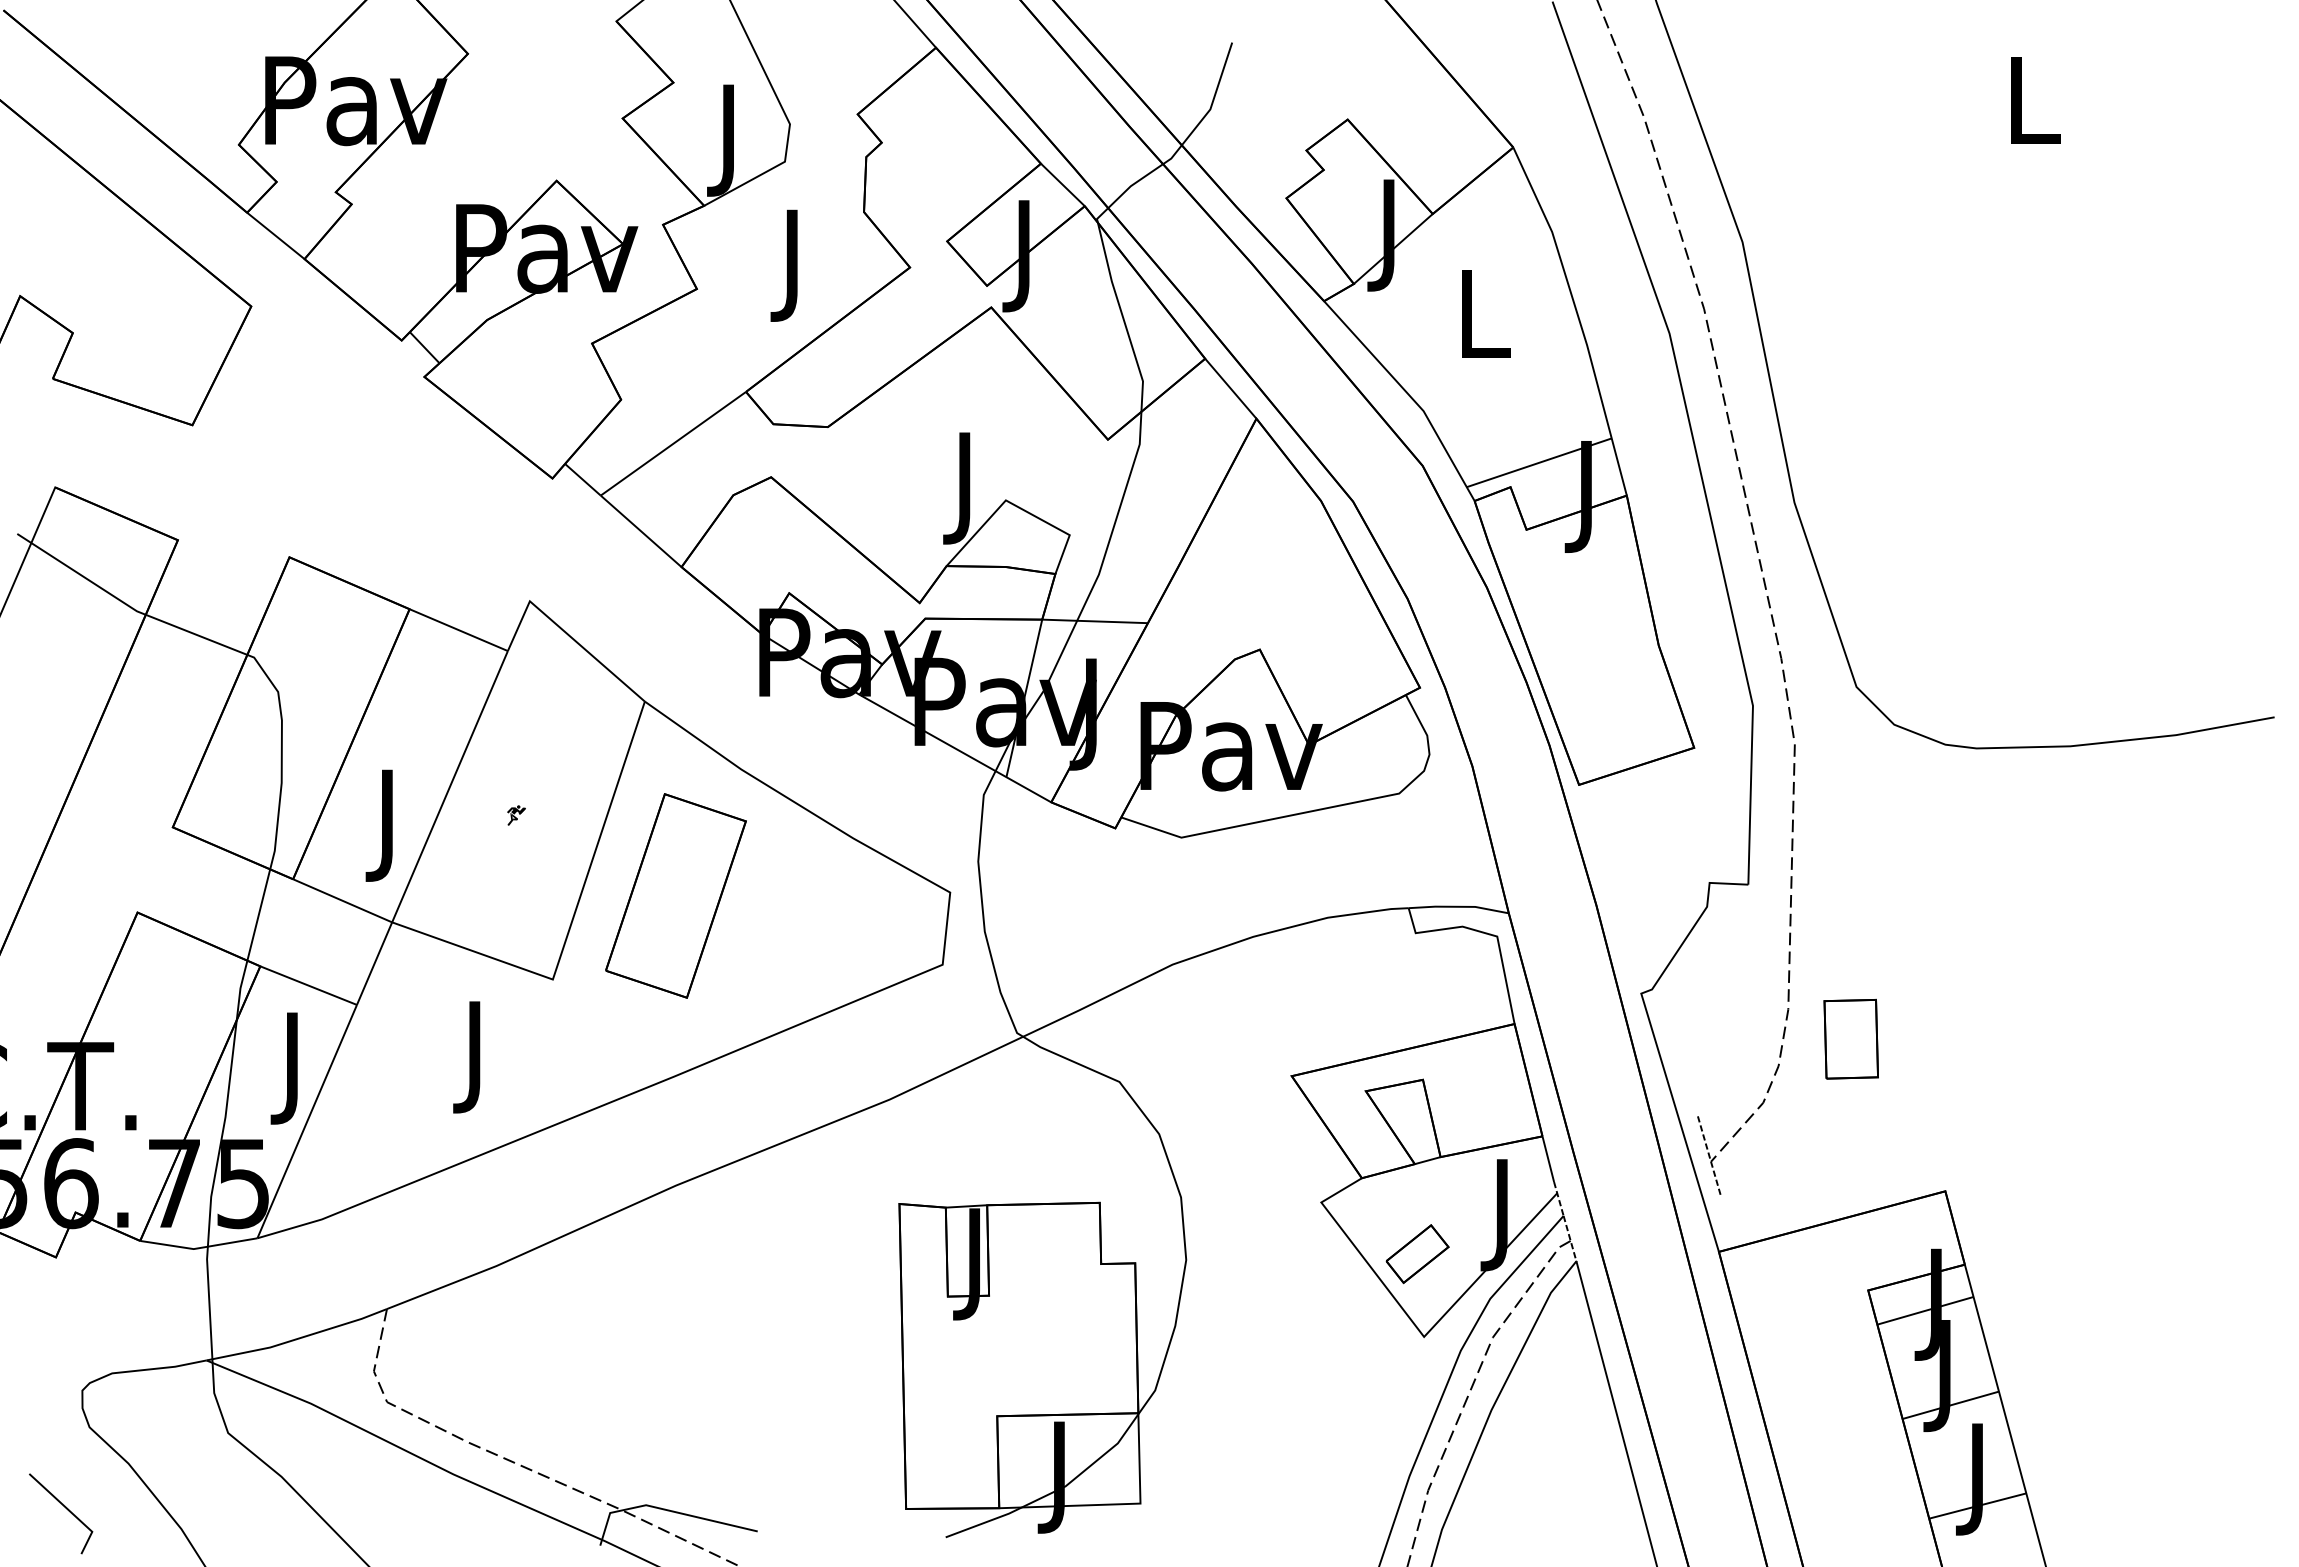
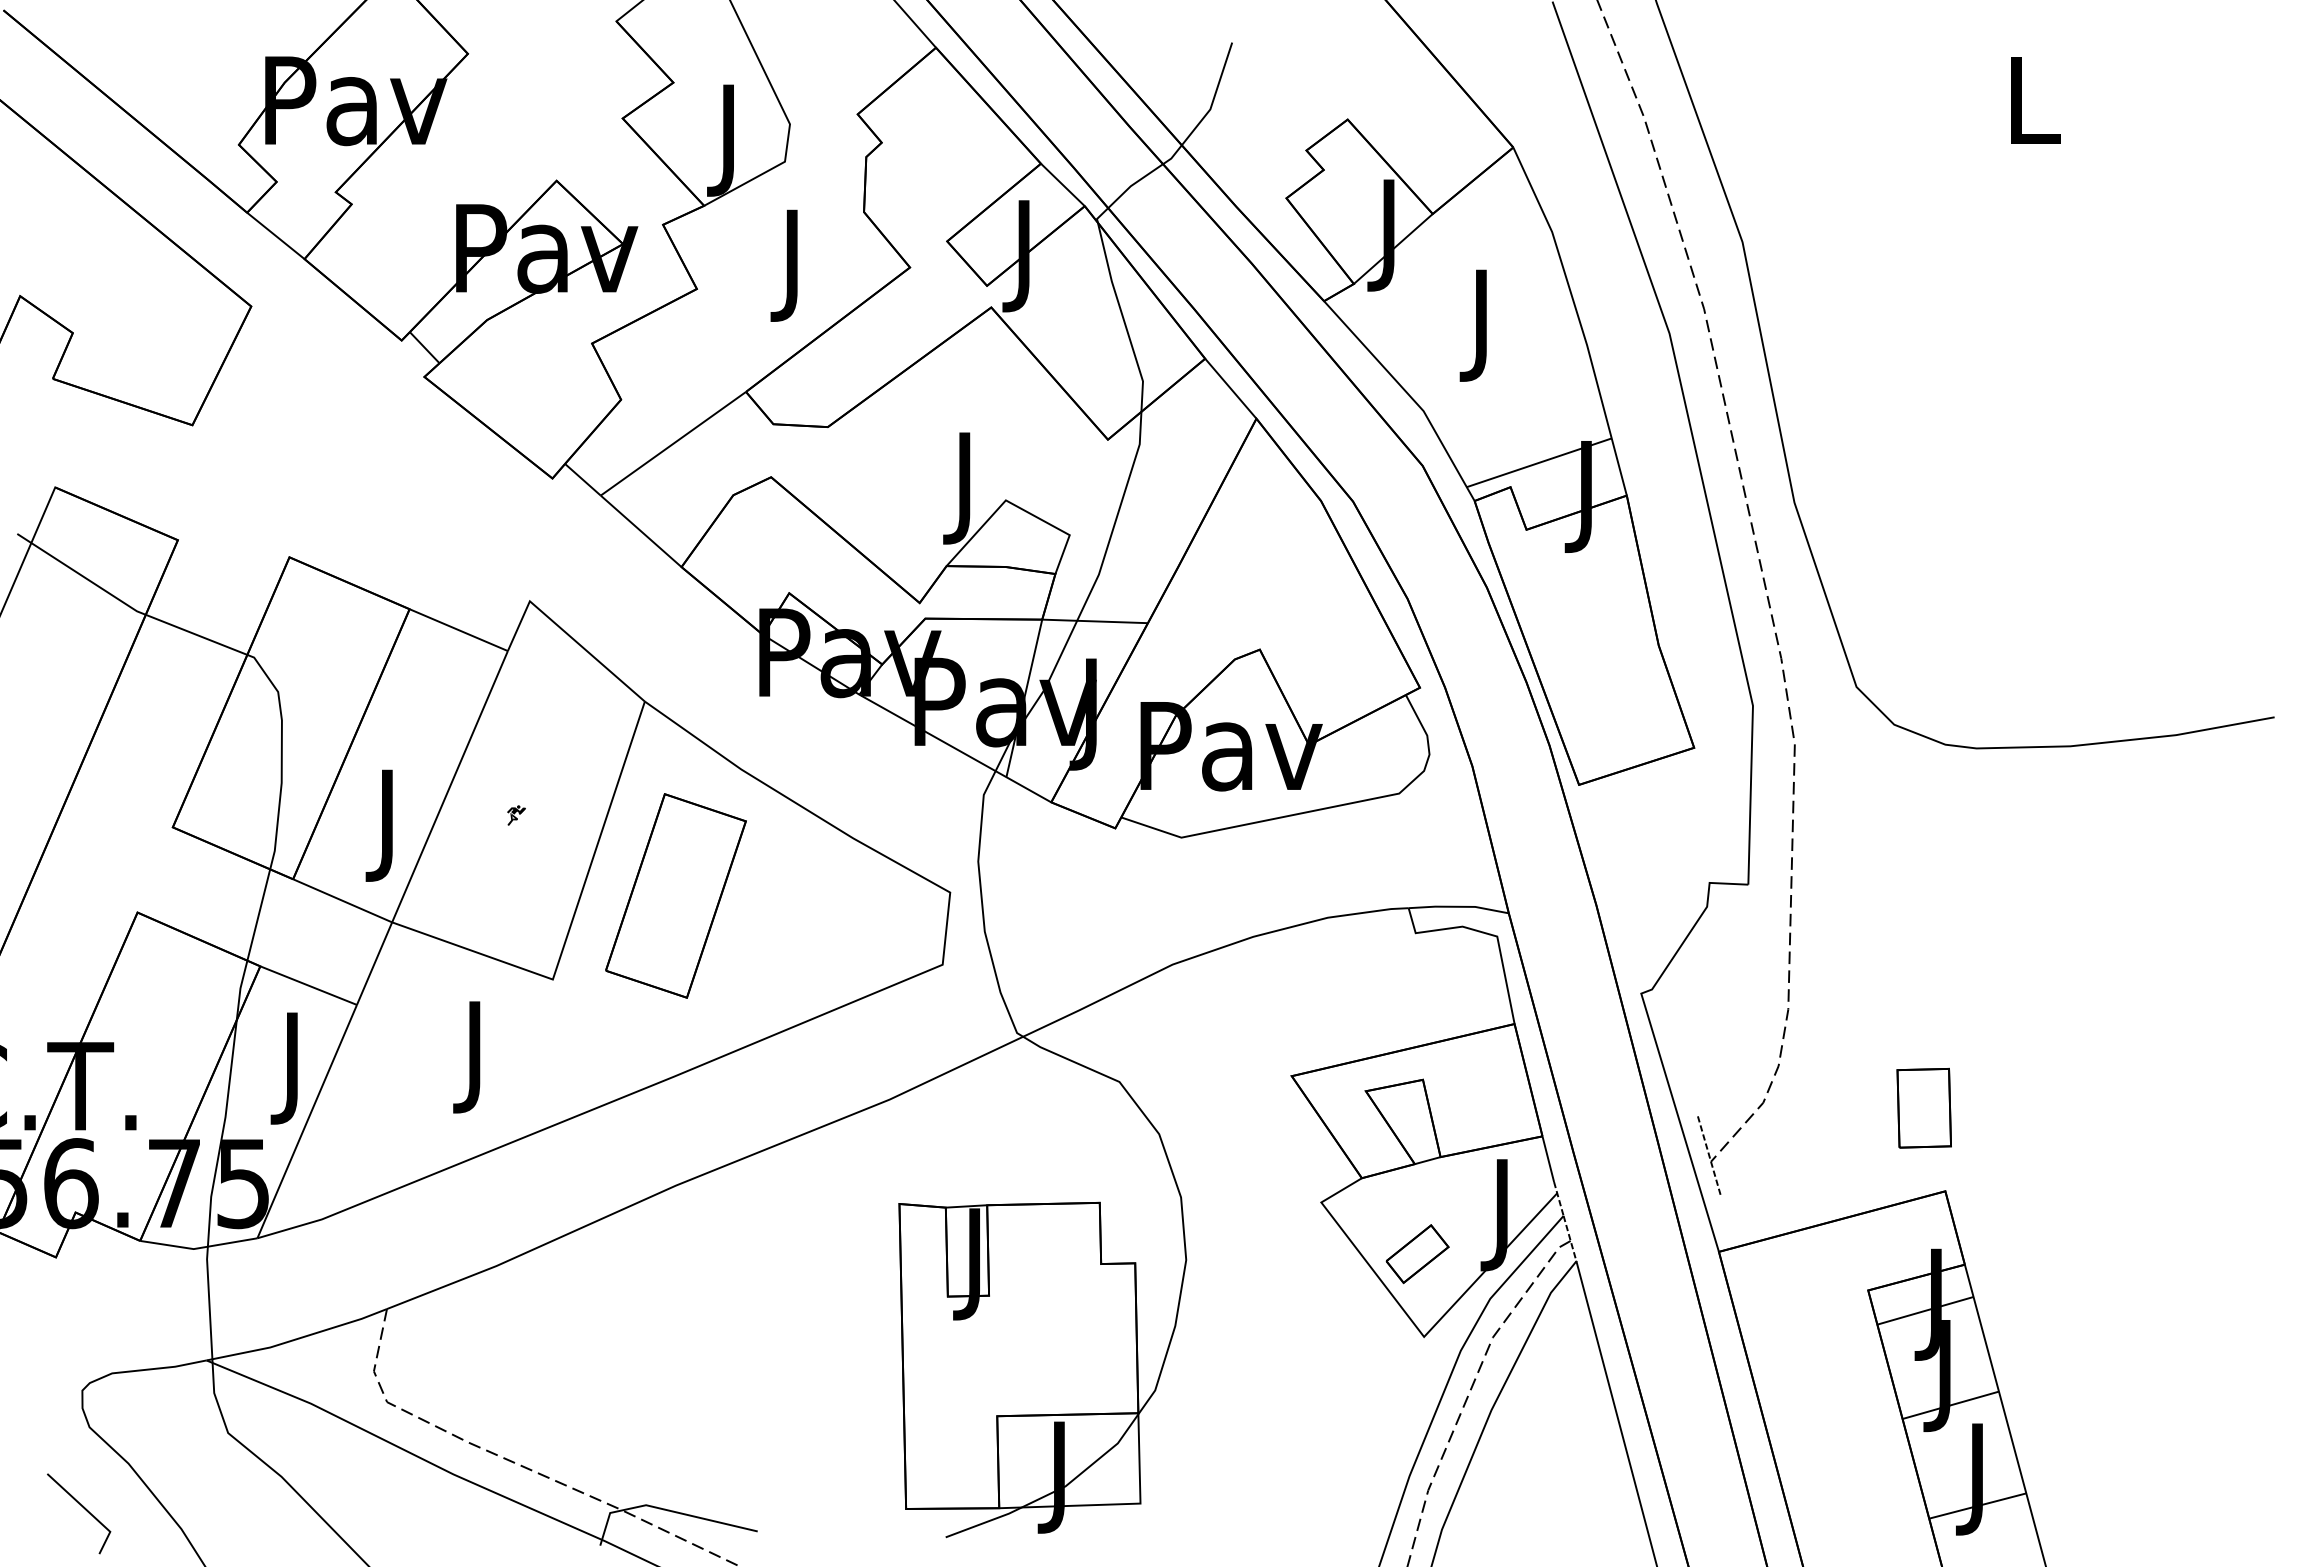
text: L -> J (1484, 325)
part position: (1850, 1038) -> (1923, 1107) (1923, 1107)
line position: (65, 1508) -> (83, 1508) (83, 1508)
